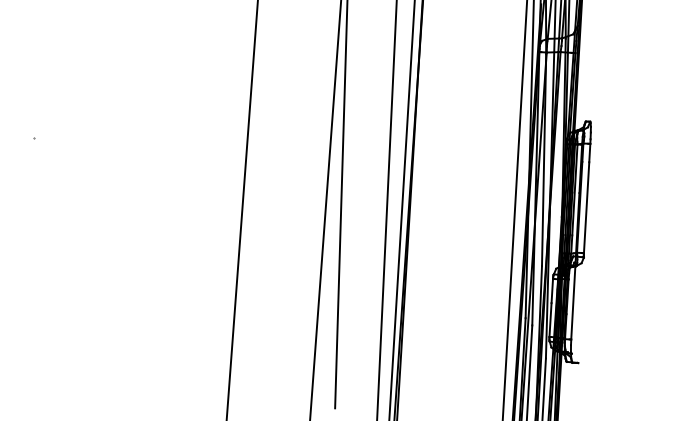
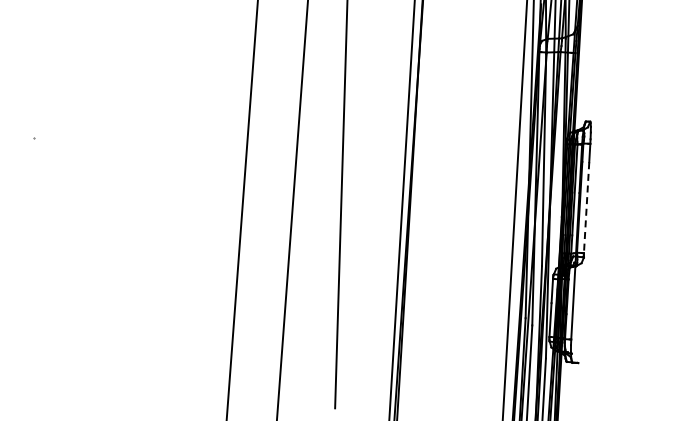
line: solid -> dashed (586, 207)
line position: (325, 209) -> (292, 209) (292, 209)
line: present -> none (386, 209)
